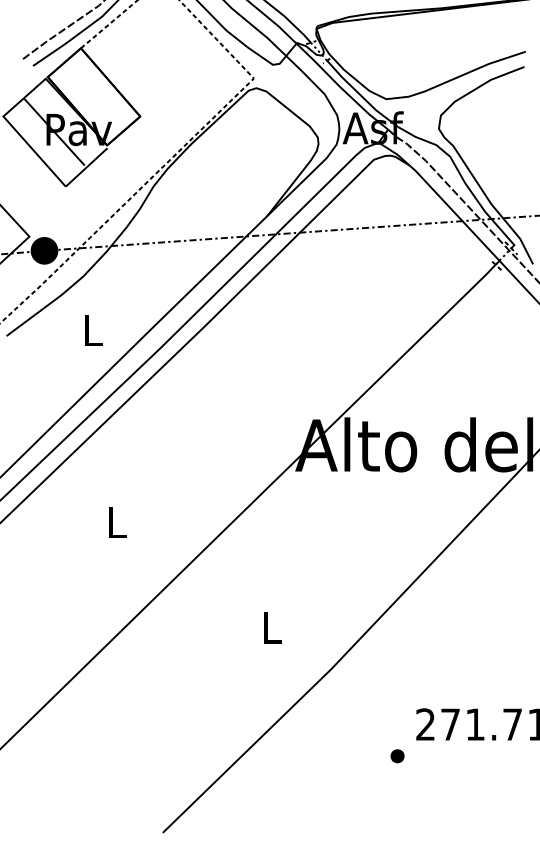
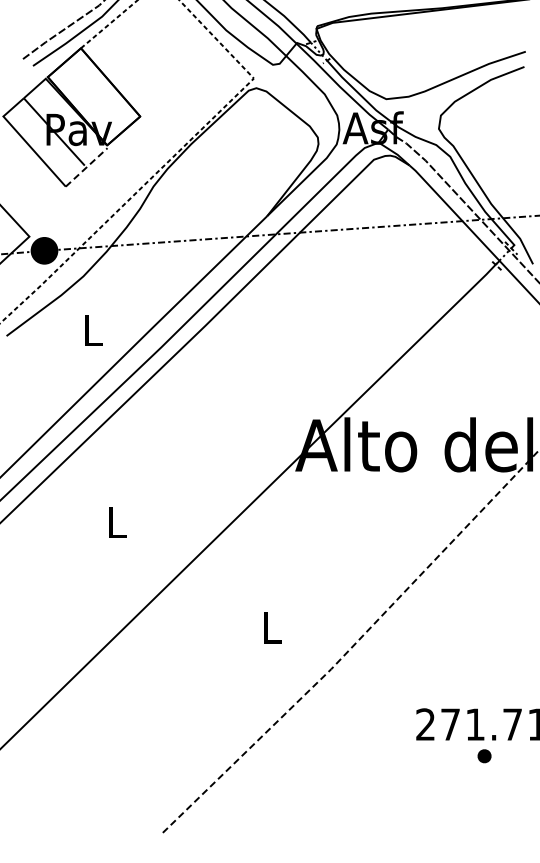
line: solid -> dashed (87, 167)
line: solid -> dashed (354, 644)
part position: (397, 756) -> (484, 756) (484, 756)
